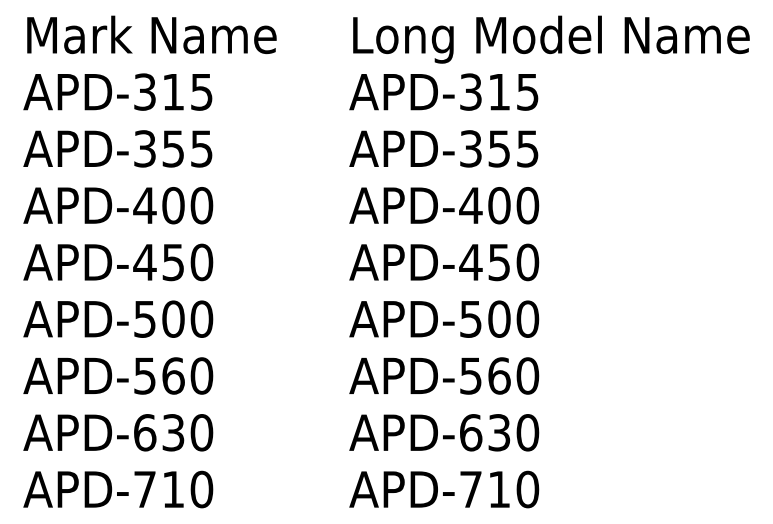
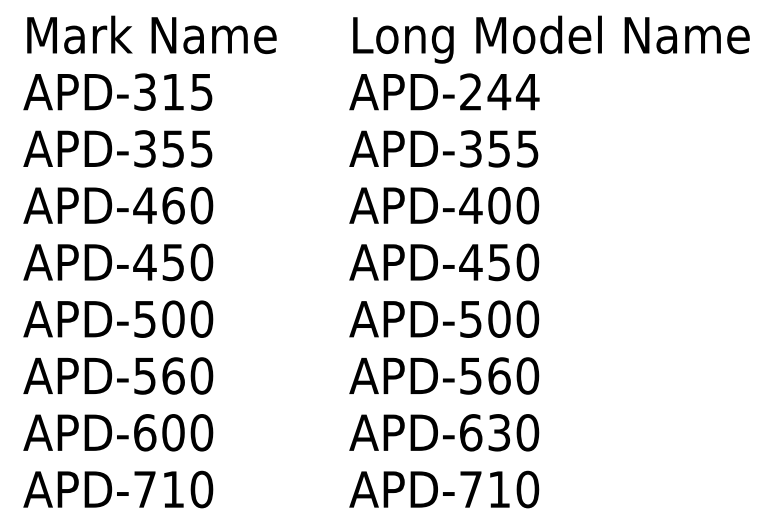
text: APD-315 -> APD-244 (499, 91)
text: APD-400 -> APD-460 (173, 205)
text: APD-630 -> APD-600 (173, 432)
